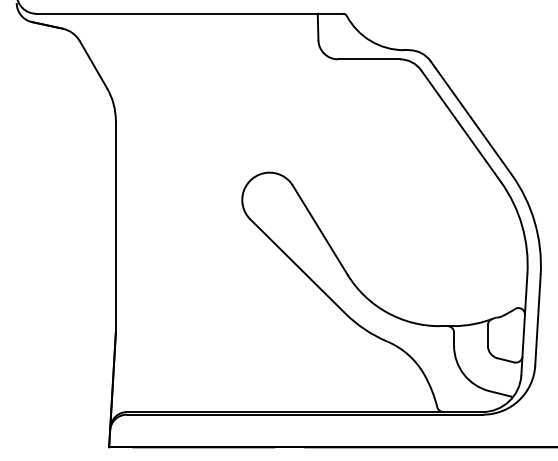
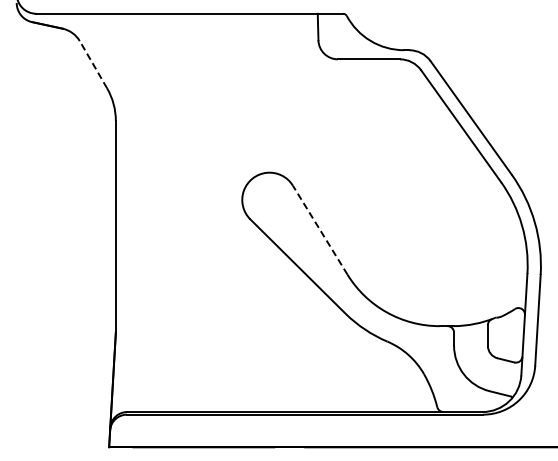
line: solid -> dashed (93, 64)
line: solid -> dashed (319, 229)
